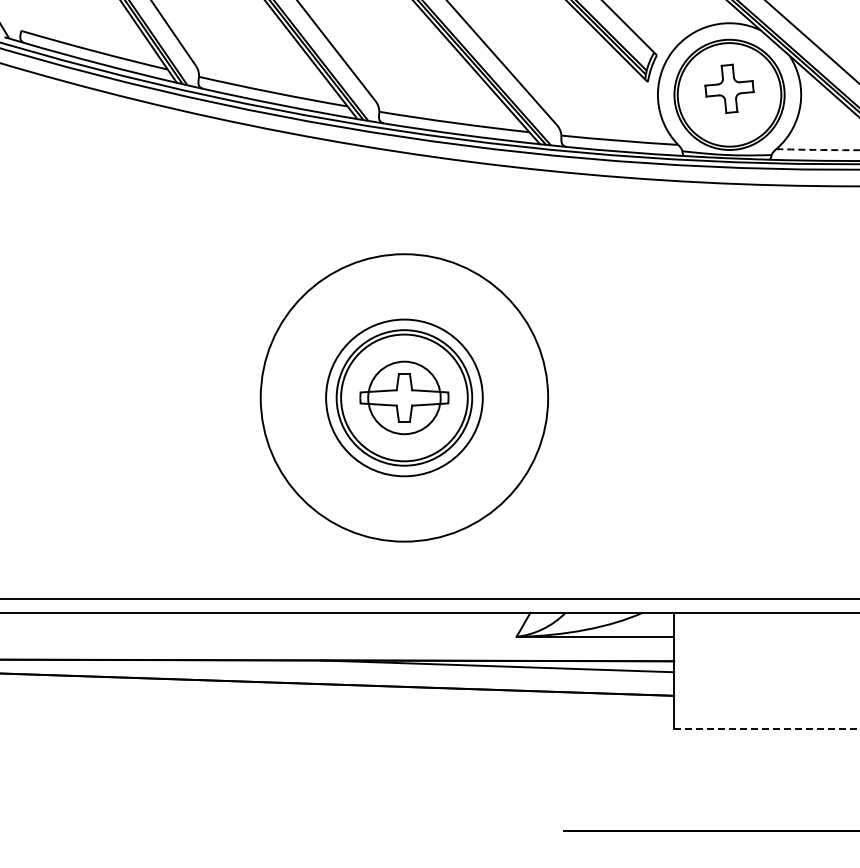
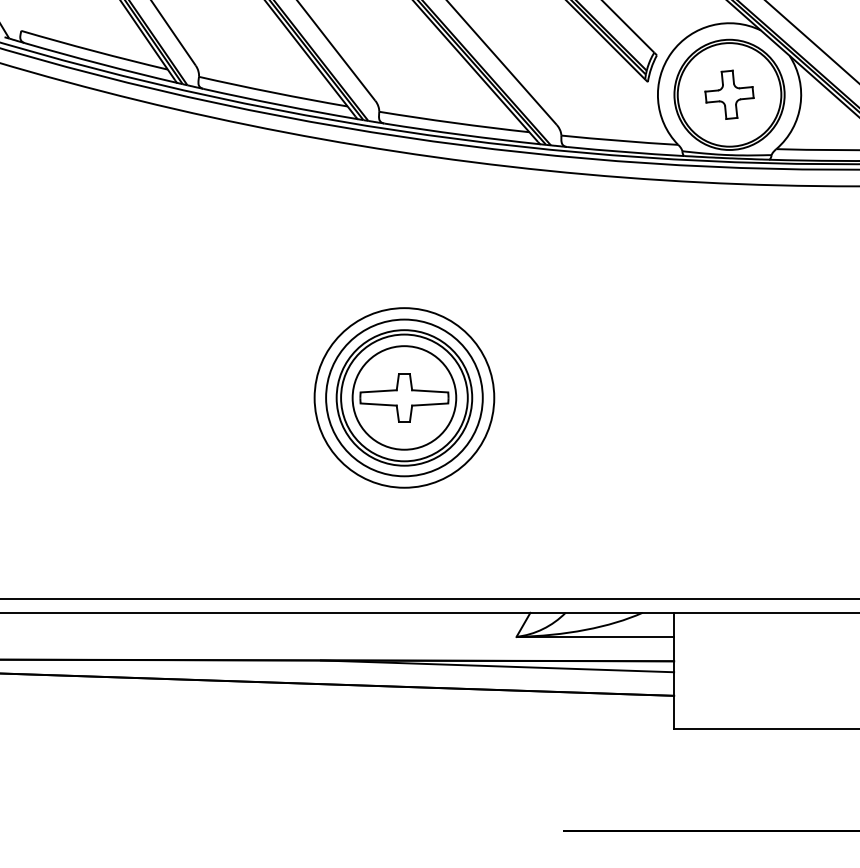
part position: (729, 88) -> (729, 94) (729, 94)
arc: dashed -> solid (818, 149)
circle diameter: 287 px -> 180 px (404, 397)
circle diameter: 73 px -> 104 px (404, 397)
line: dashed -> solid (766, 729)
